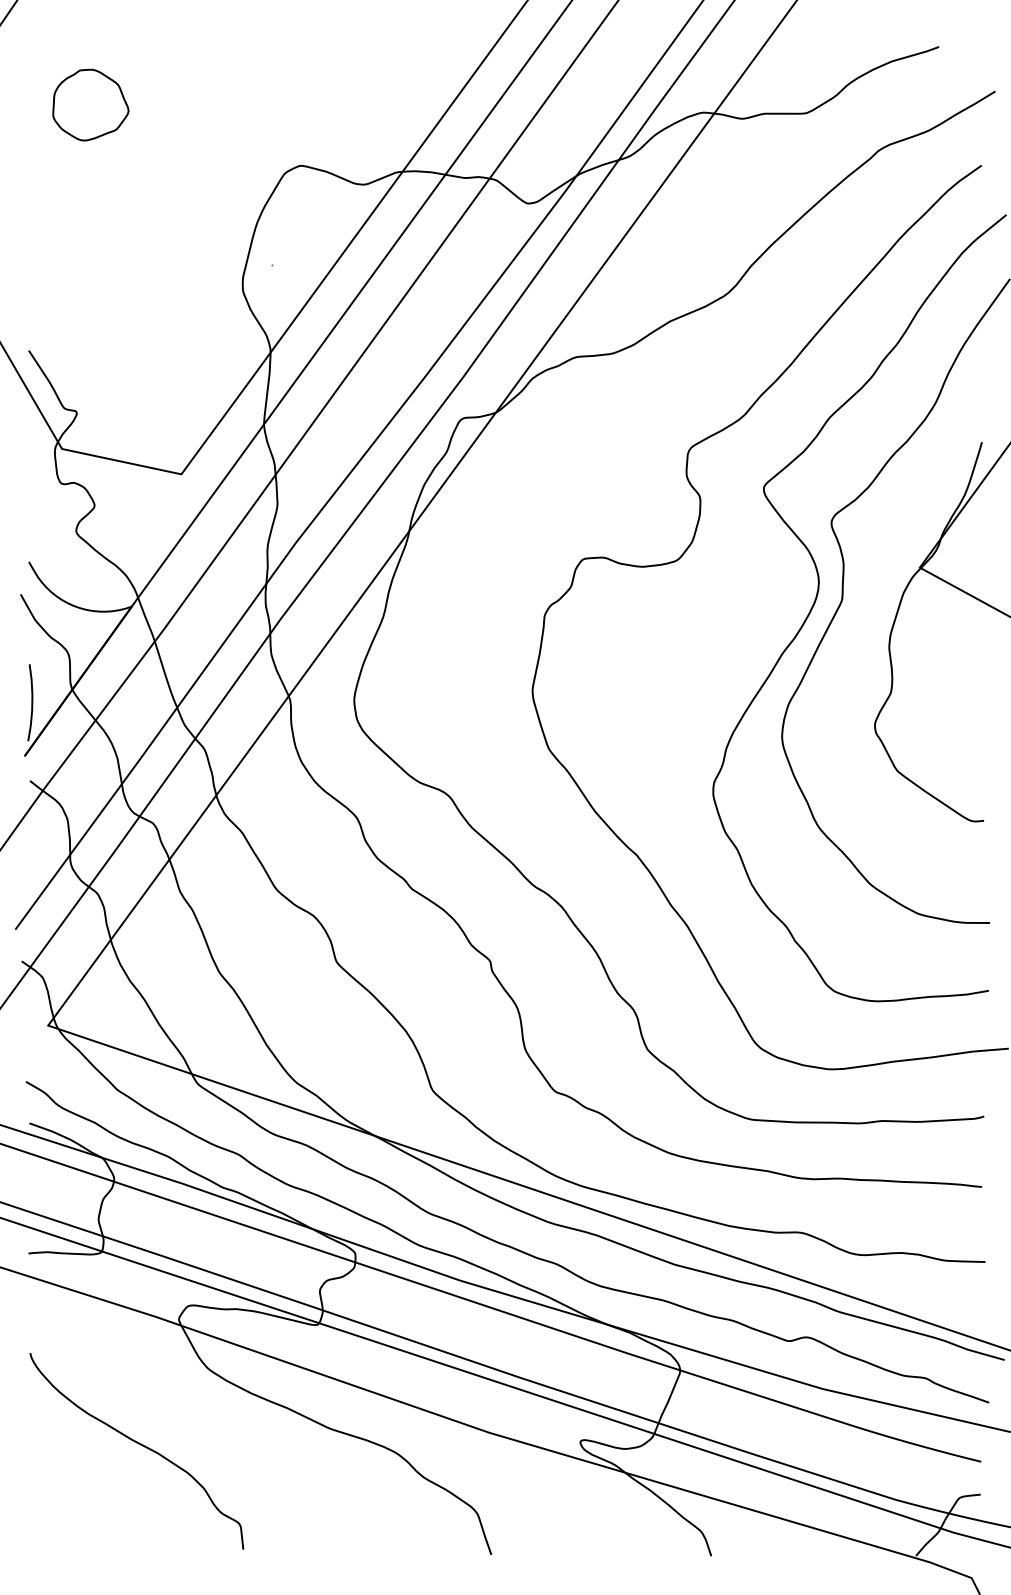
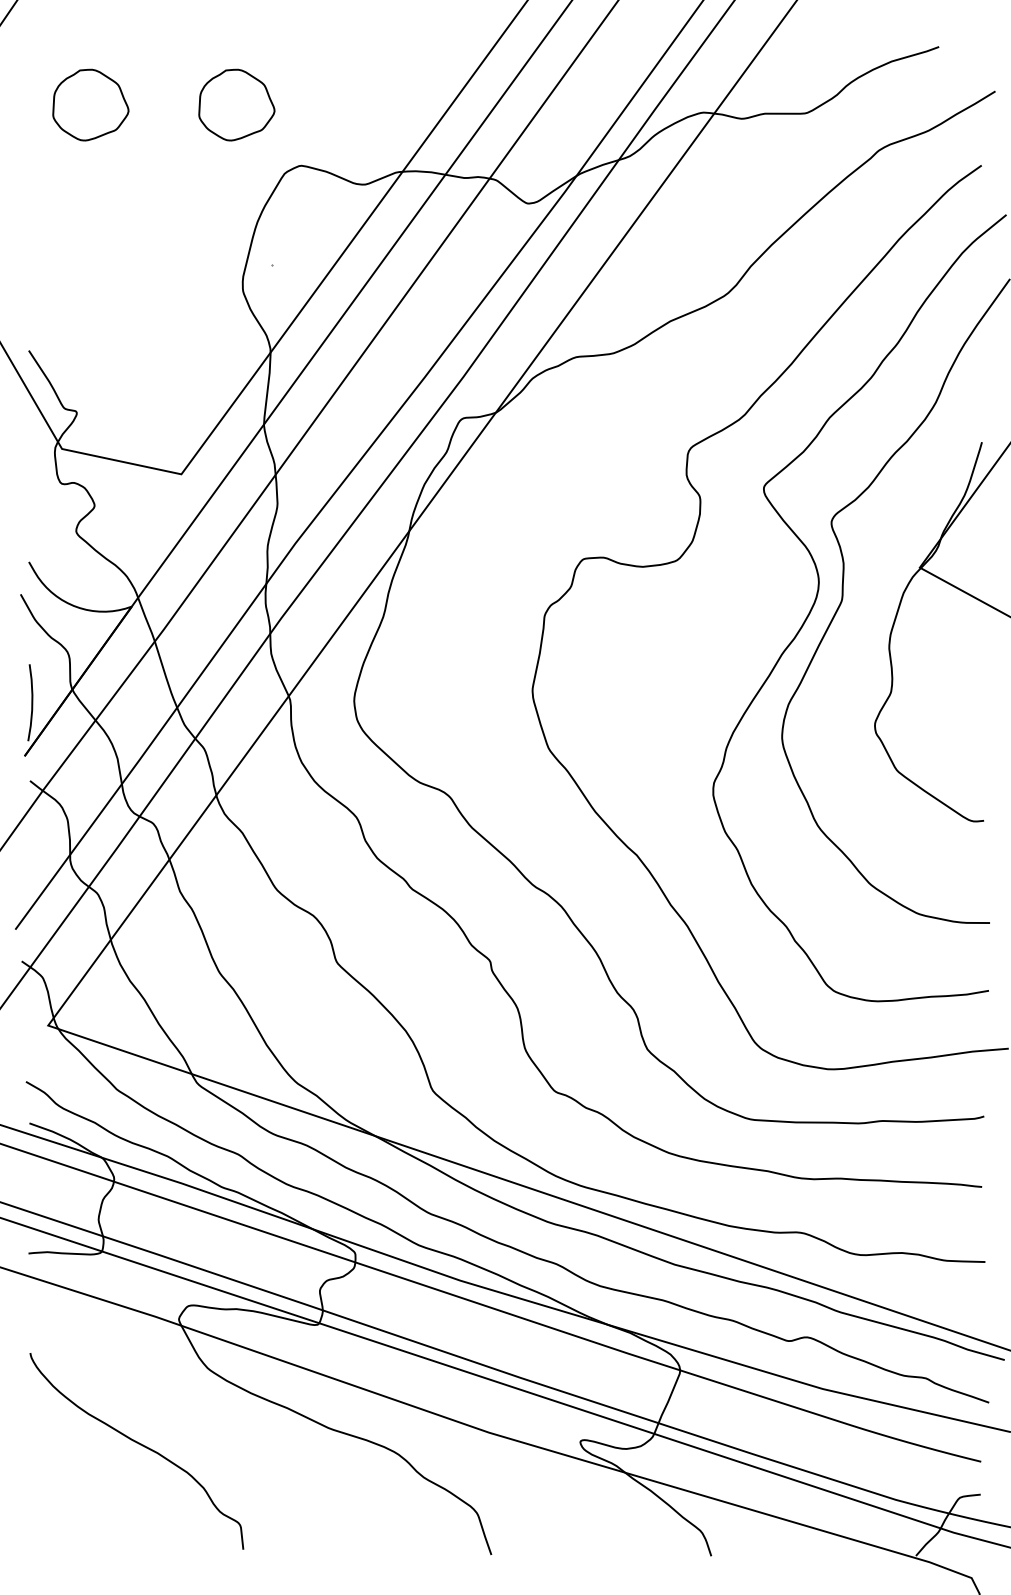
part: none -> present (236, 104)
